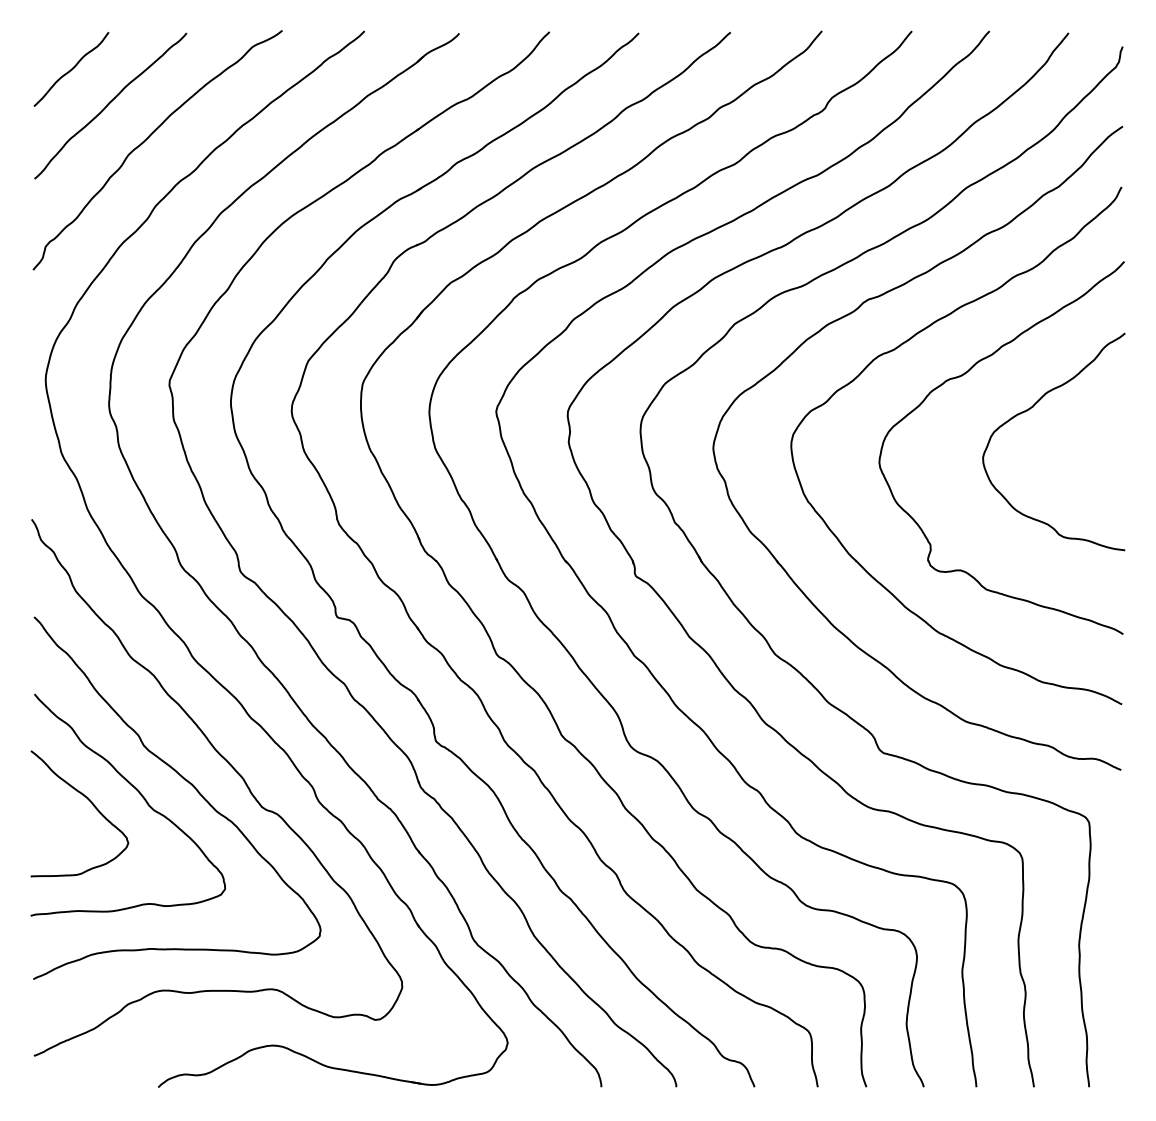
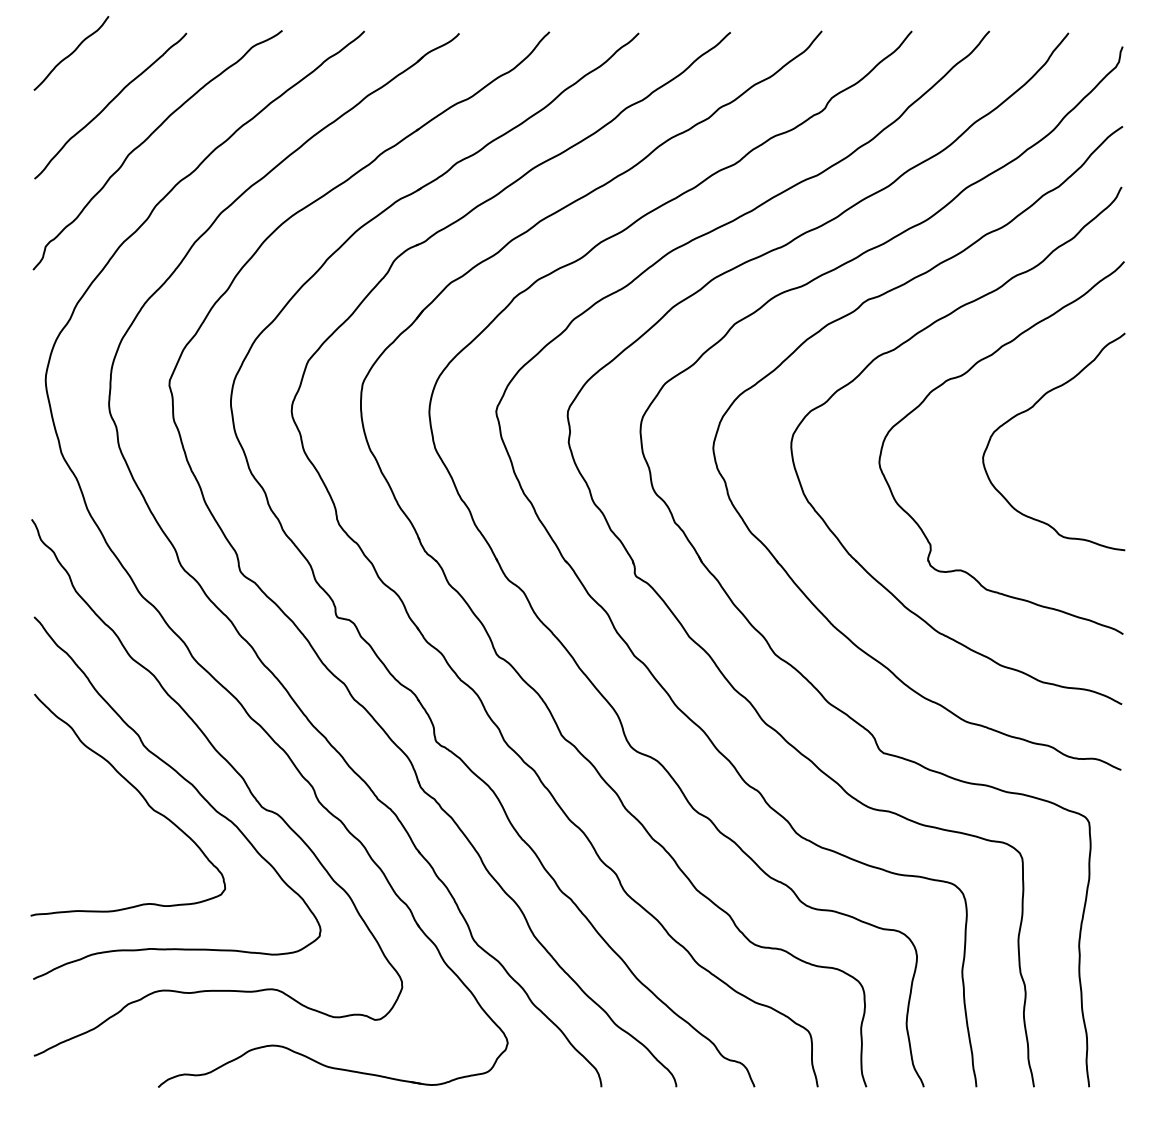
curve position: (71, 69) -> (71, 53) (71, 53)
curve: present -> none (92, 805)
